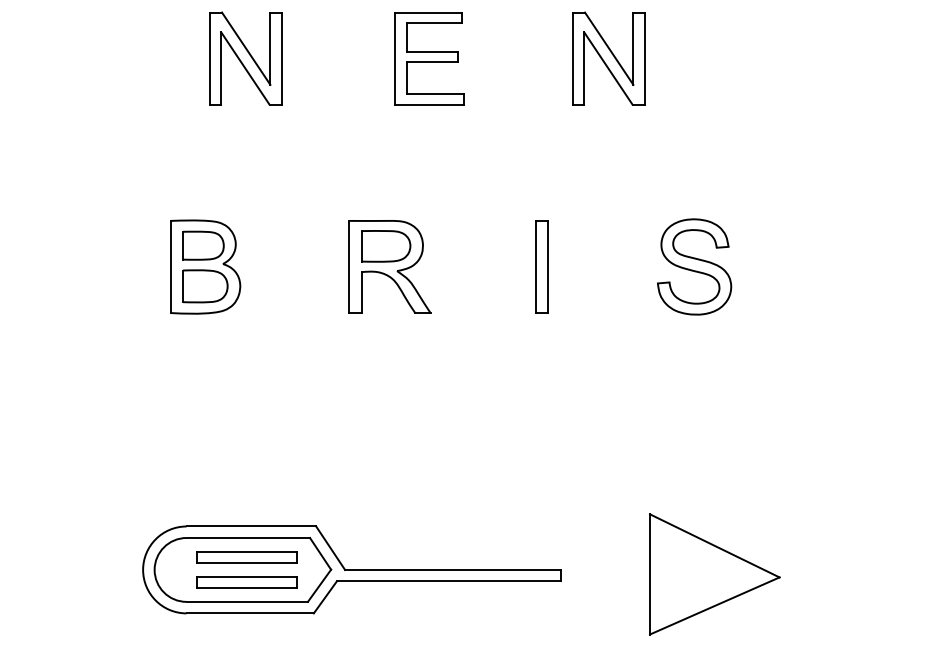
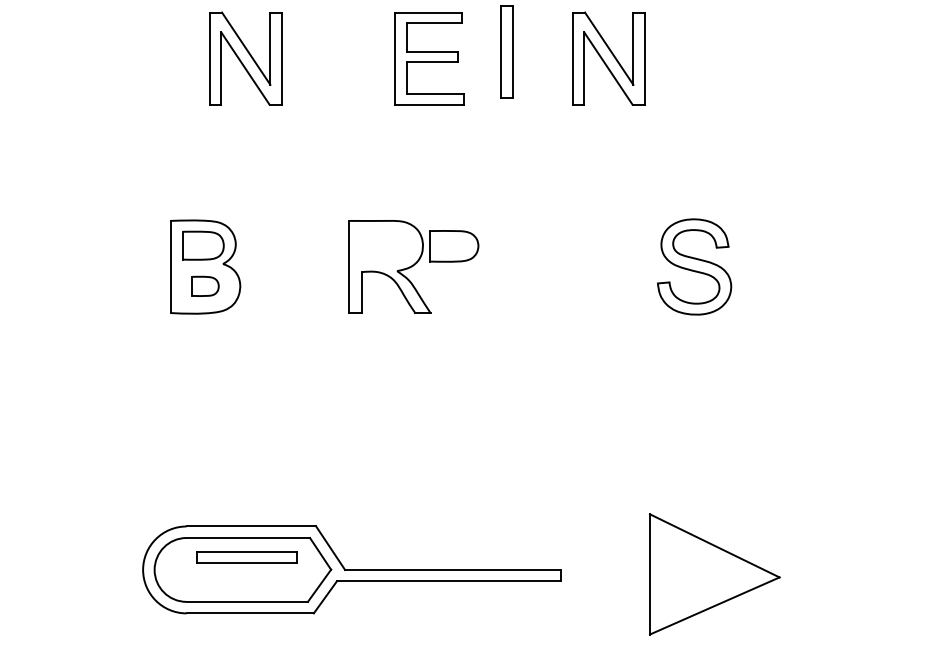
part position: (386, 246) -> (454, 246) (454, 246)
part position: (541, 266) -> (506, 51) (506, 51)
part size: 47x35 px -> 29x22 px (205, 285)
part: present -> none (246, 582)
